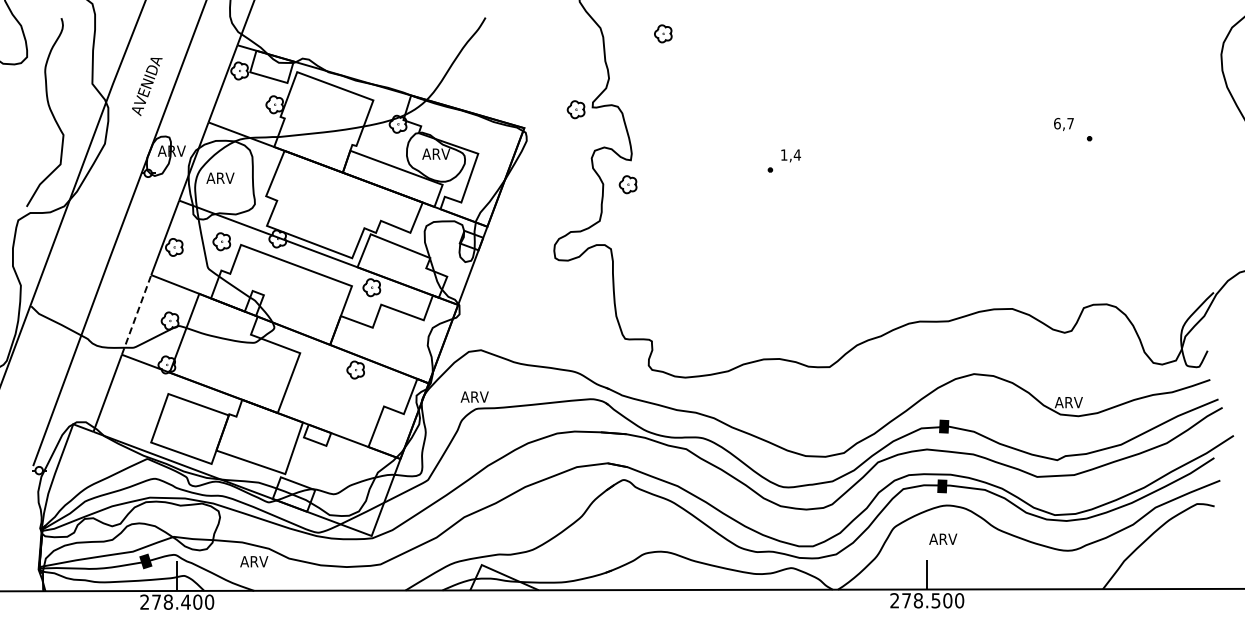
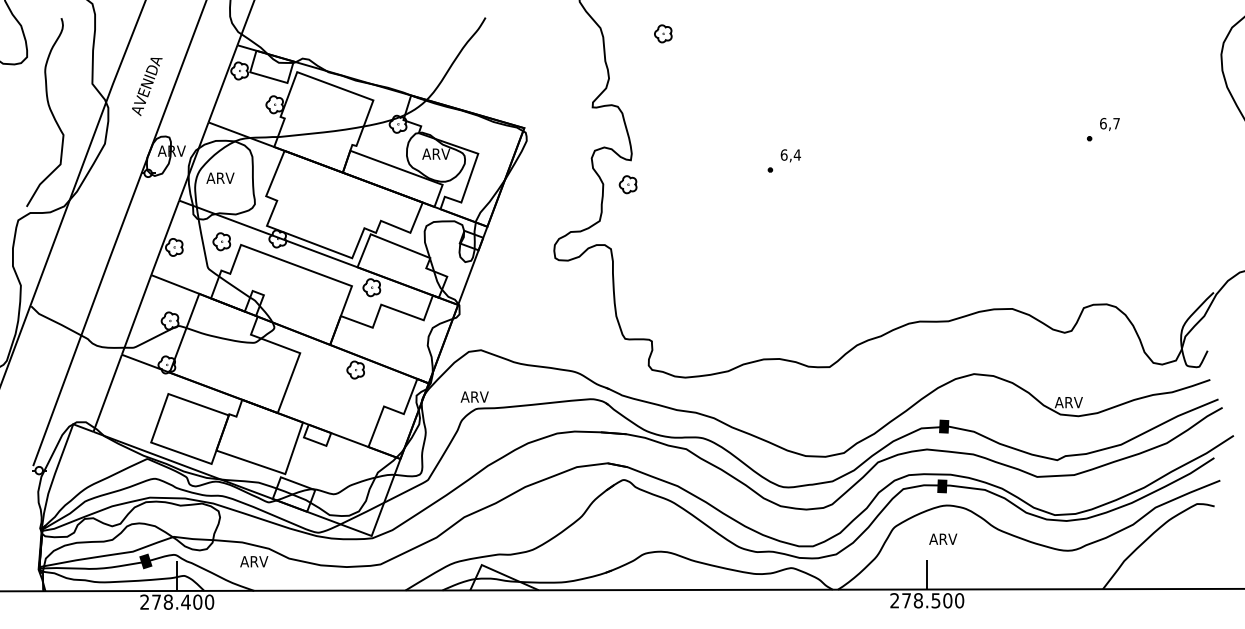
part: present -> none (575, 109)
text position: (1063, 124) -> (1109, 124) (1109, 124)
text: 1,4 -> 6,4 (783, 154)
line: dashed -> solid (136, 314)
